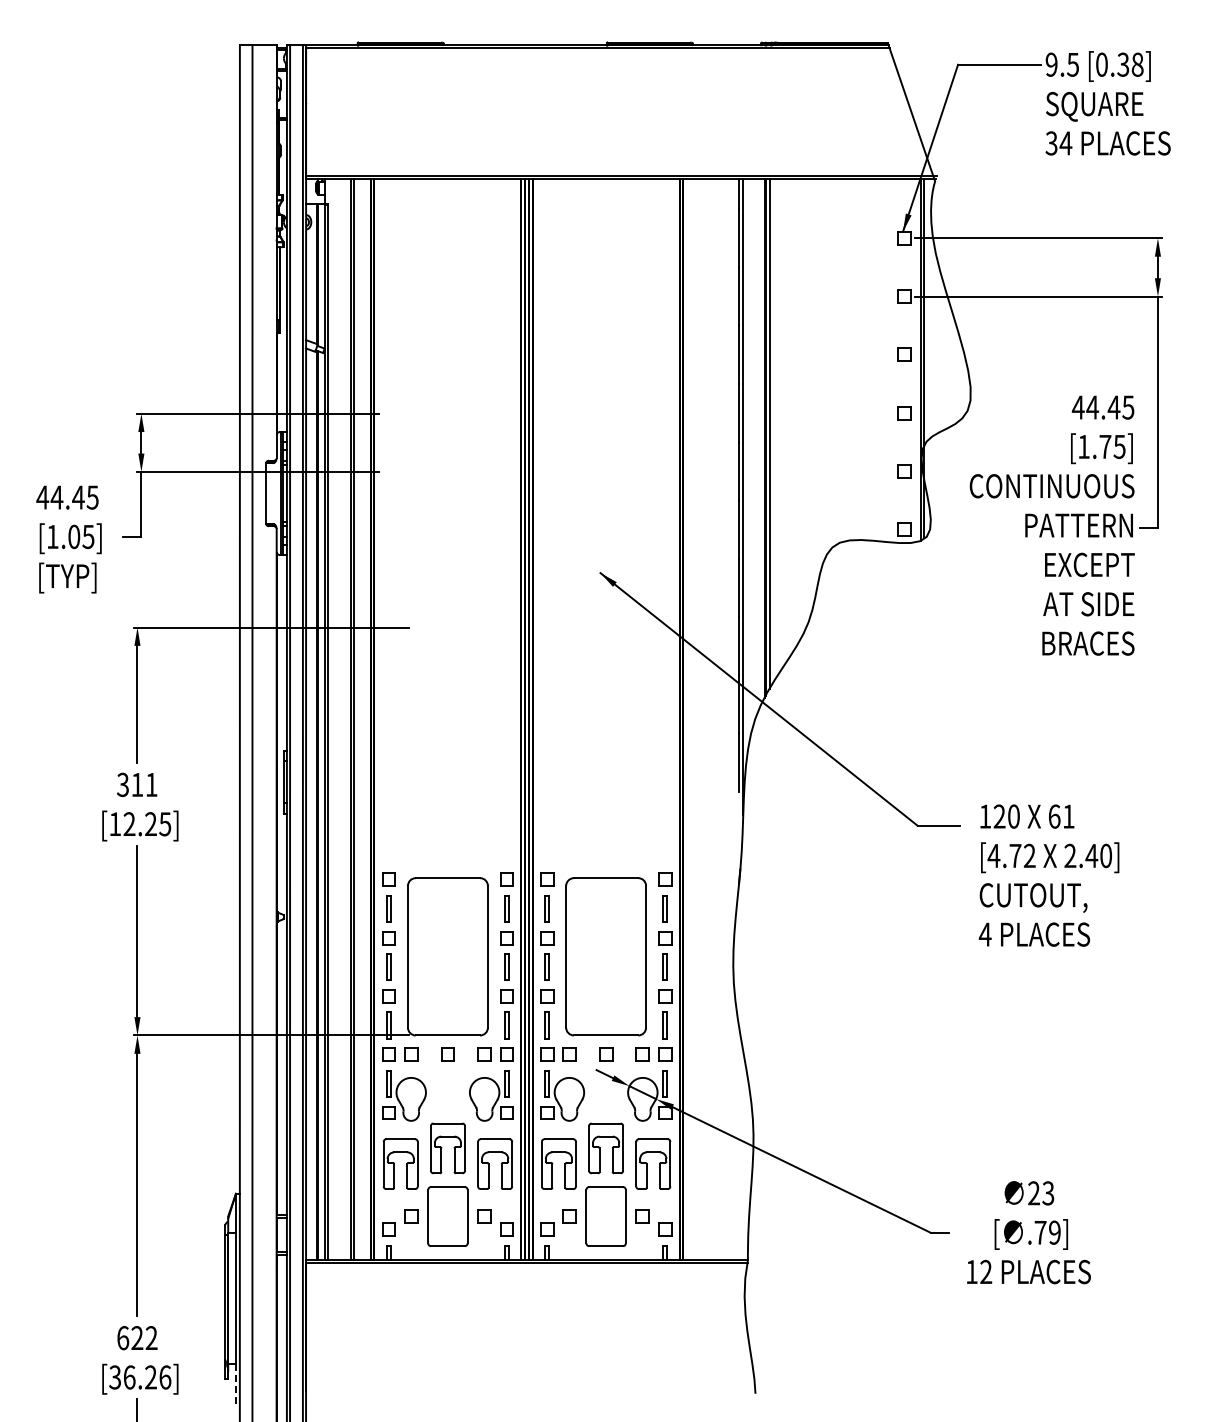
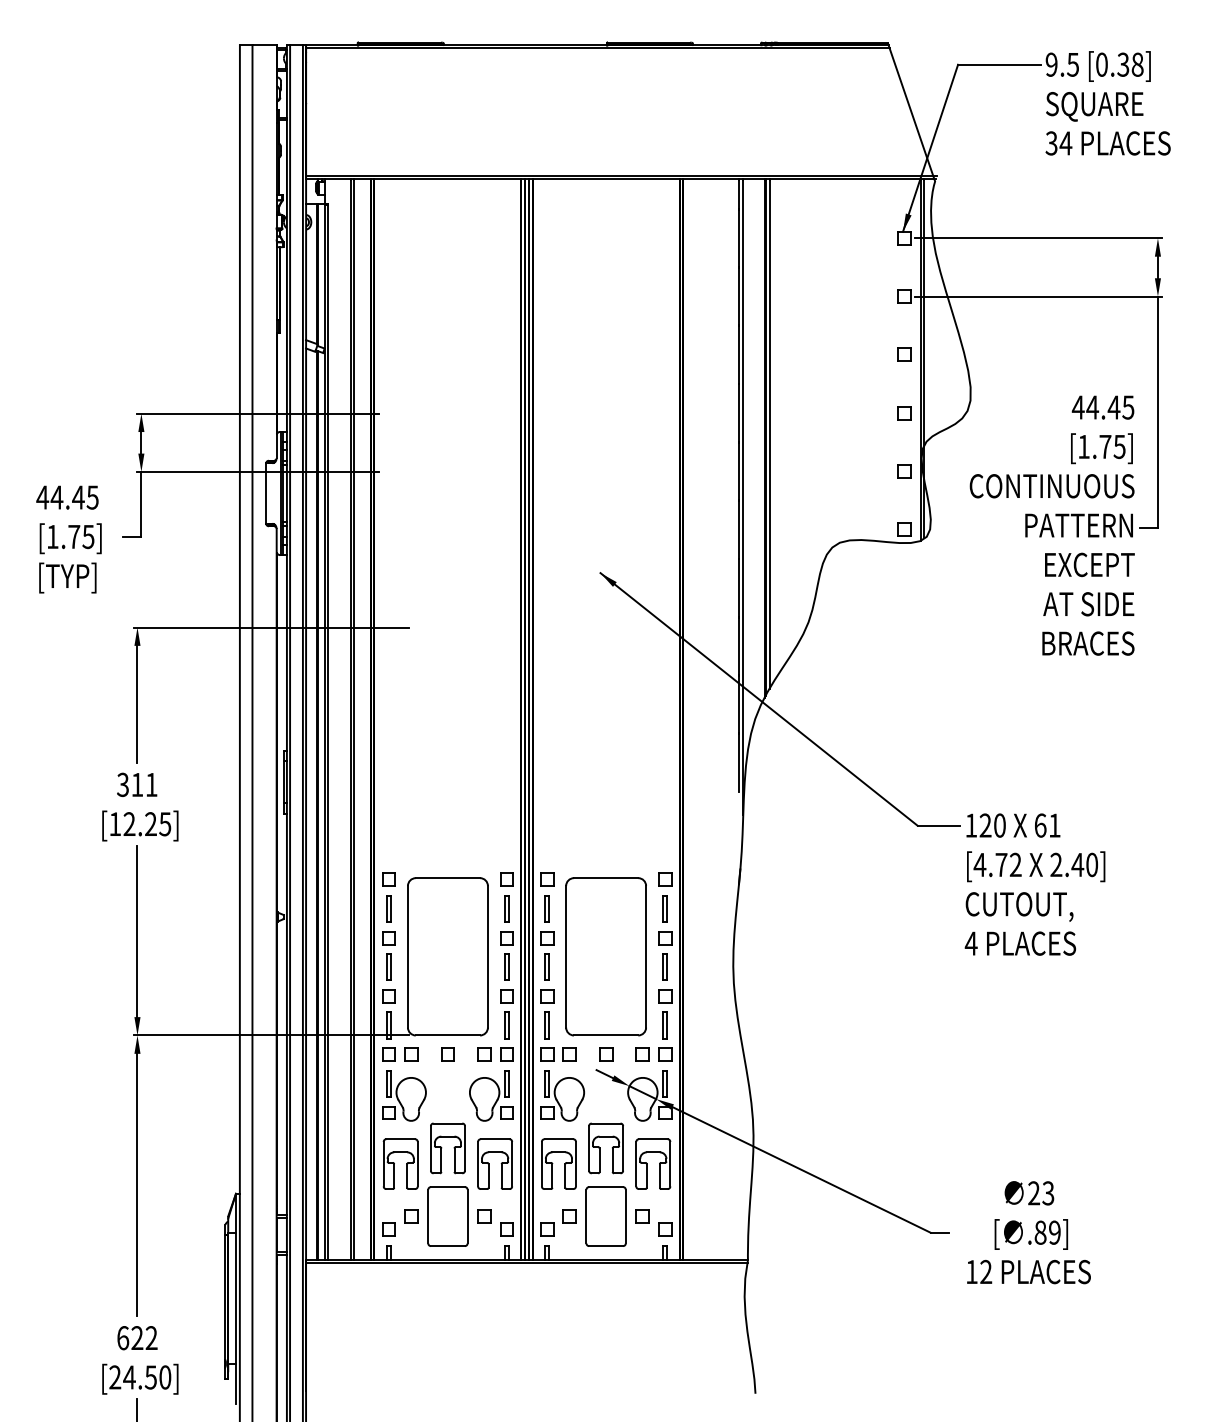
text: [1.05] -> [1.75] (74, 536)
text position: (1048, 875) -> (1034, 884) (1034, 884)
text: .79] -> .89] (1040, 1232)
text: [36.26] -> [24.50] (140, 1377)
line: dashed -> solid (235, 1383)
